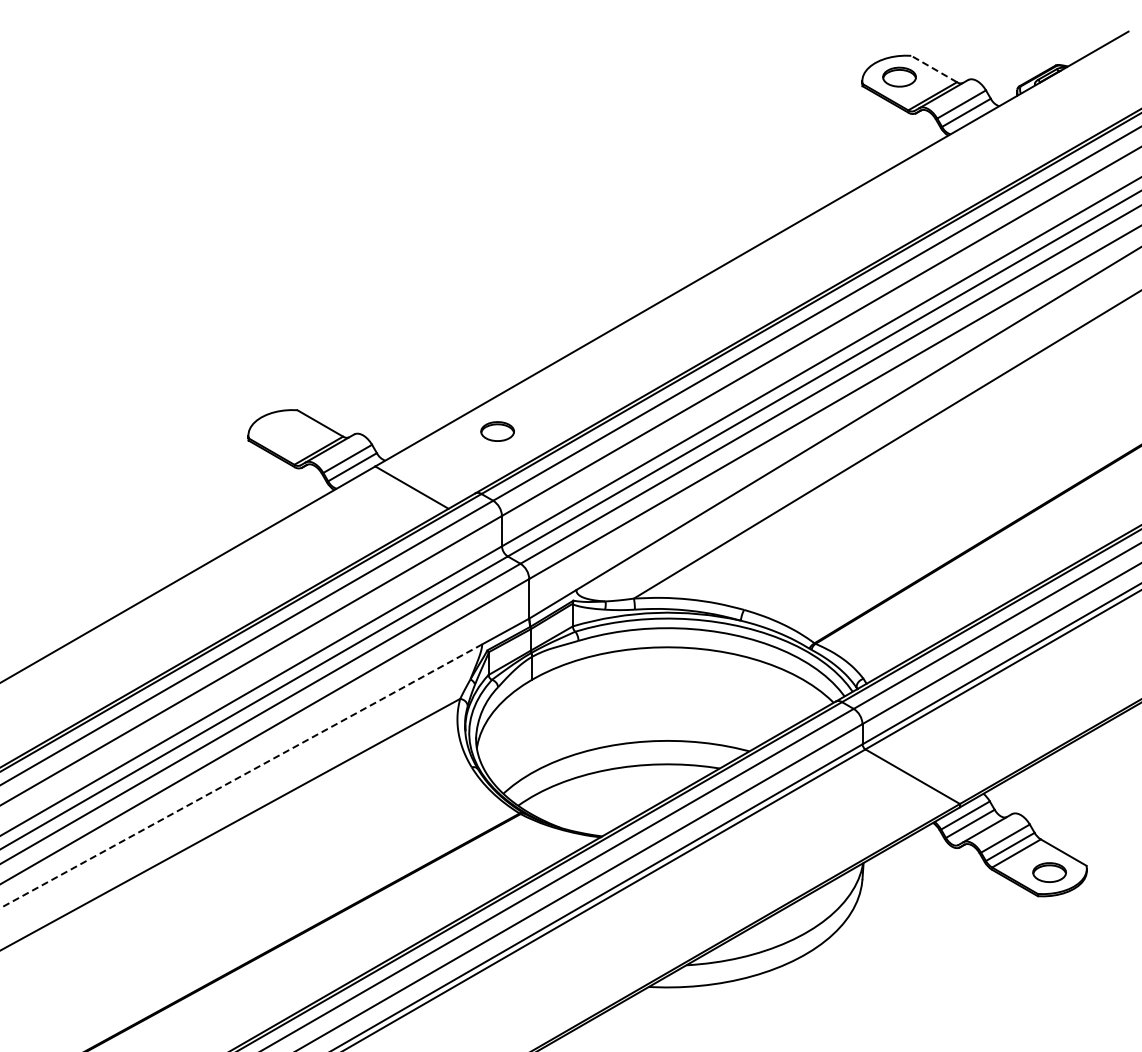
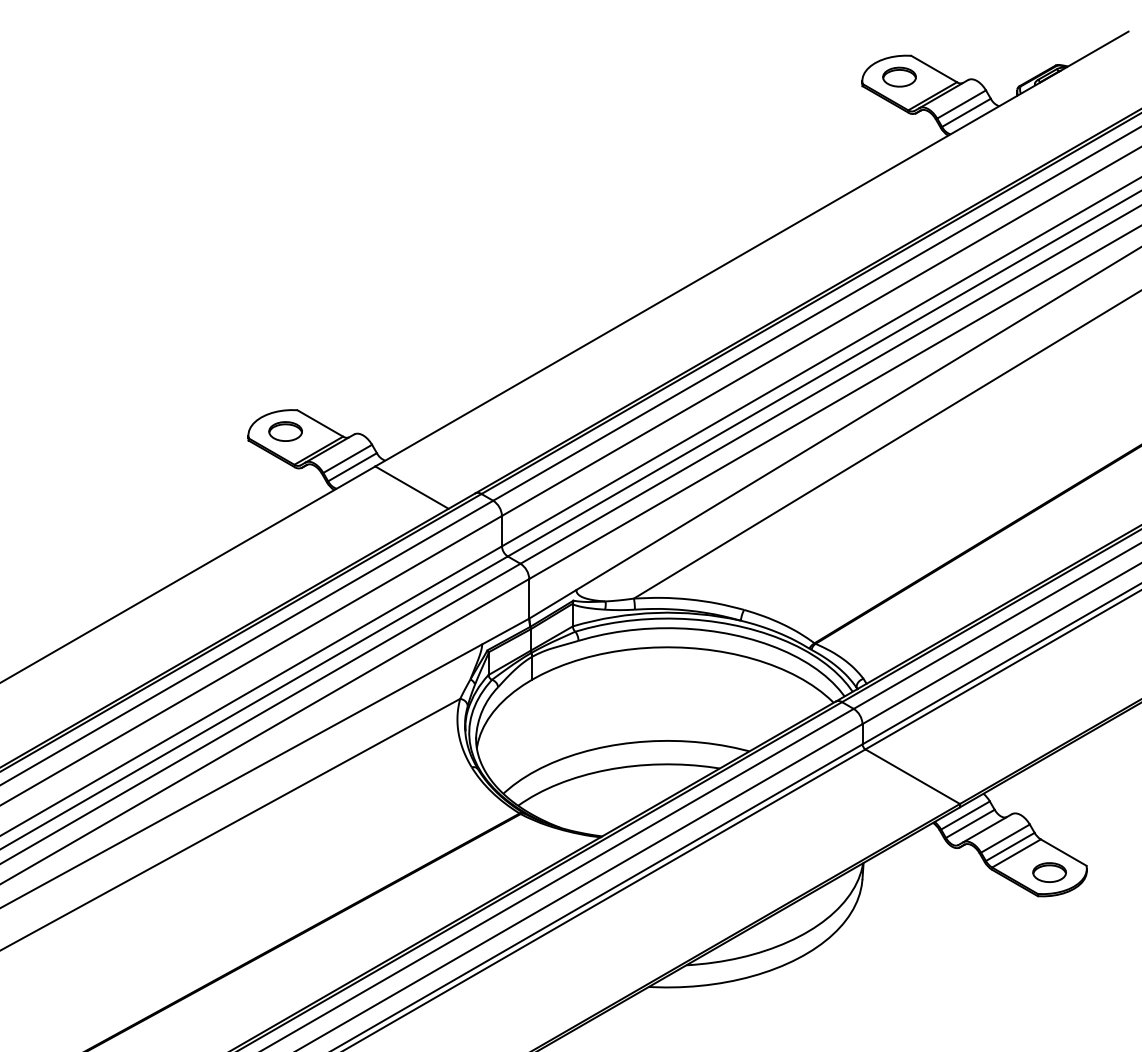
line: dashed -> solid (933, 68)
part position: (497, 431) -> (285, 431) (285, 431)
line: dashed -> solid (241, 776)
